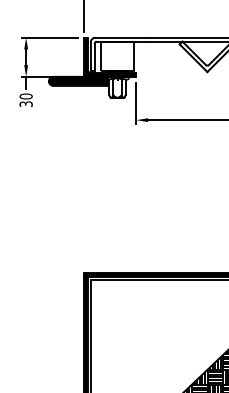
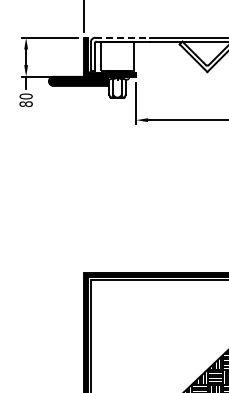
line: solid -> dashed (123, 37)
text: 30 -> 80 (25, 104)
